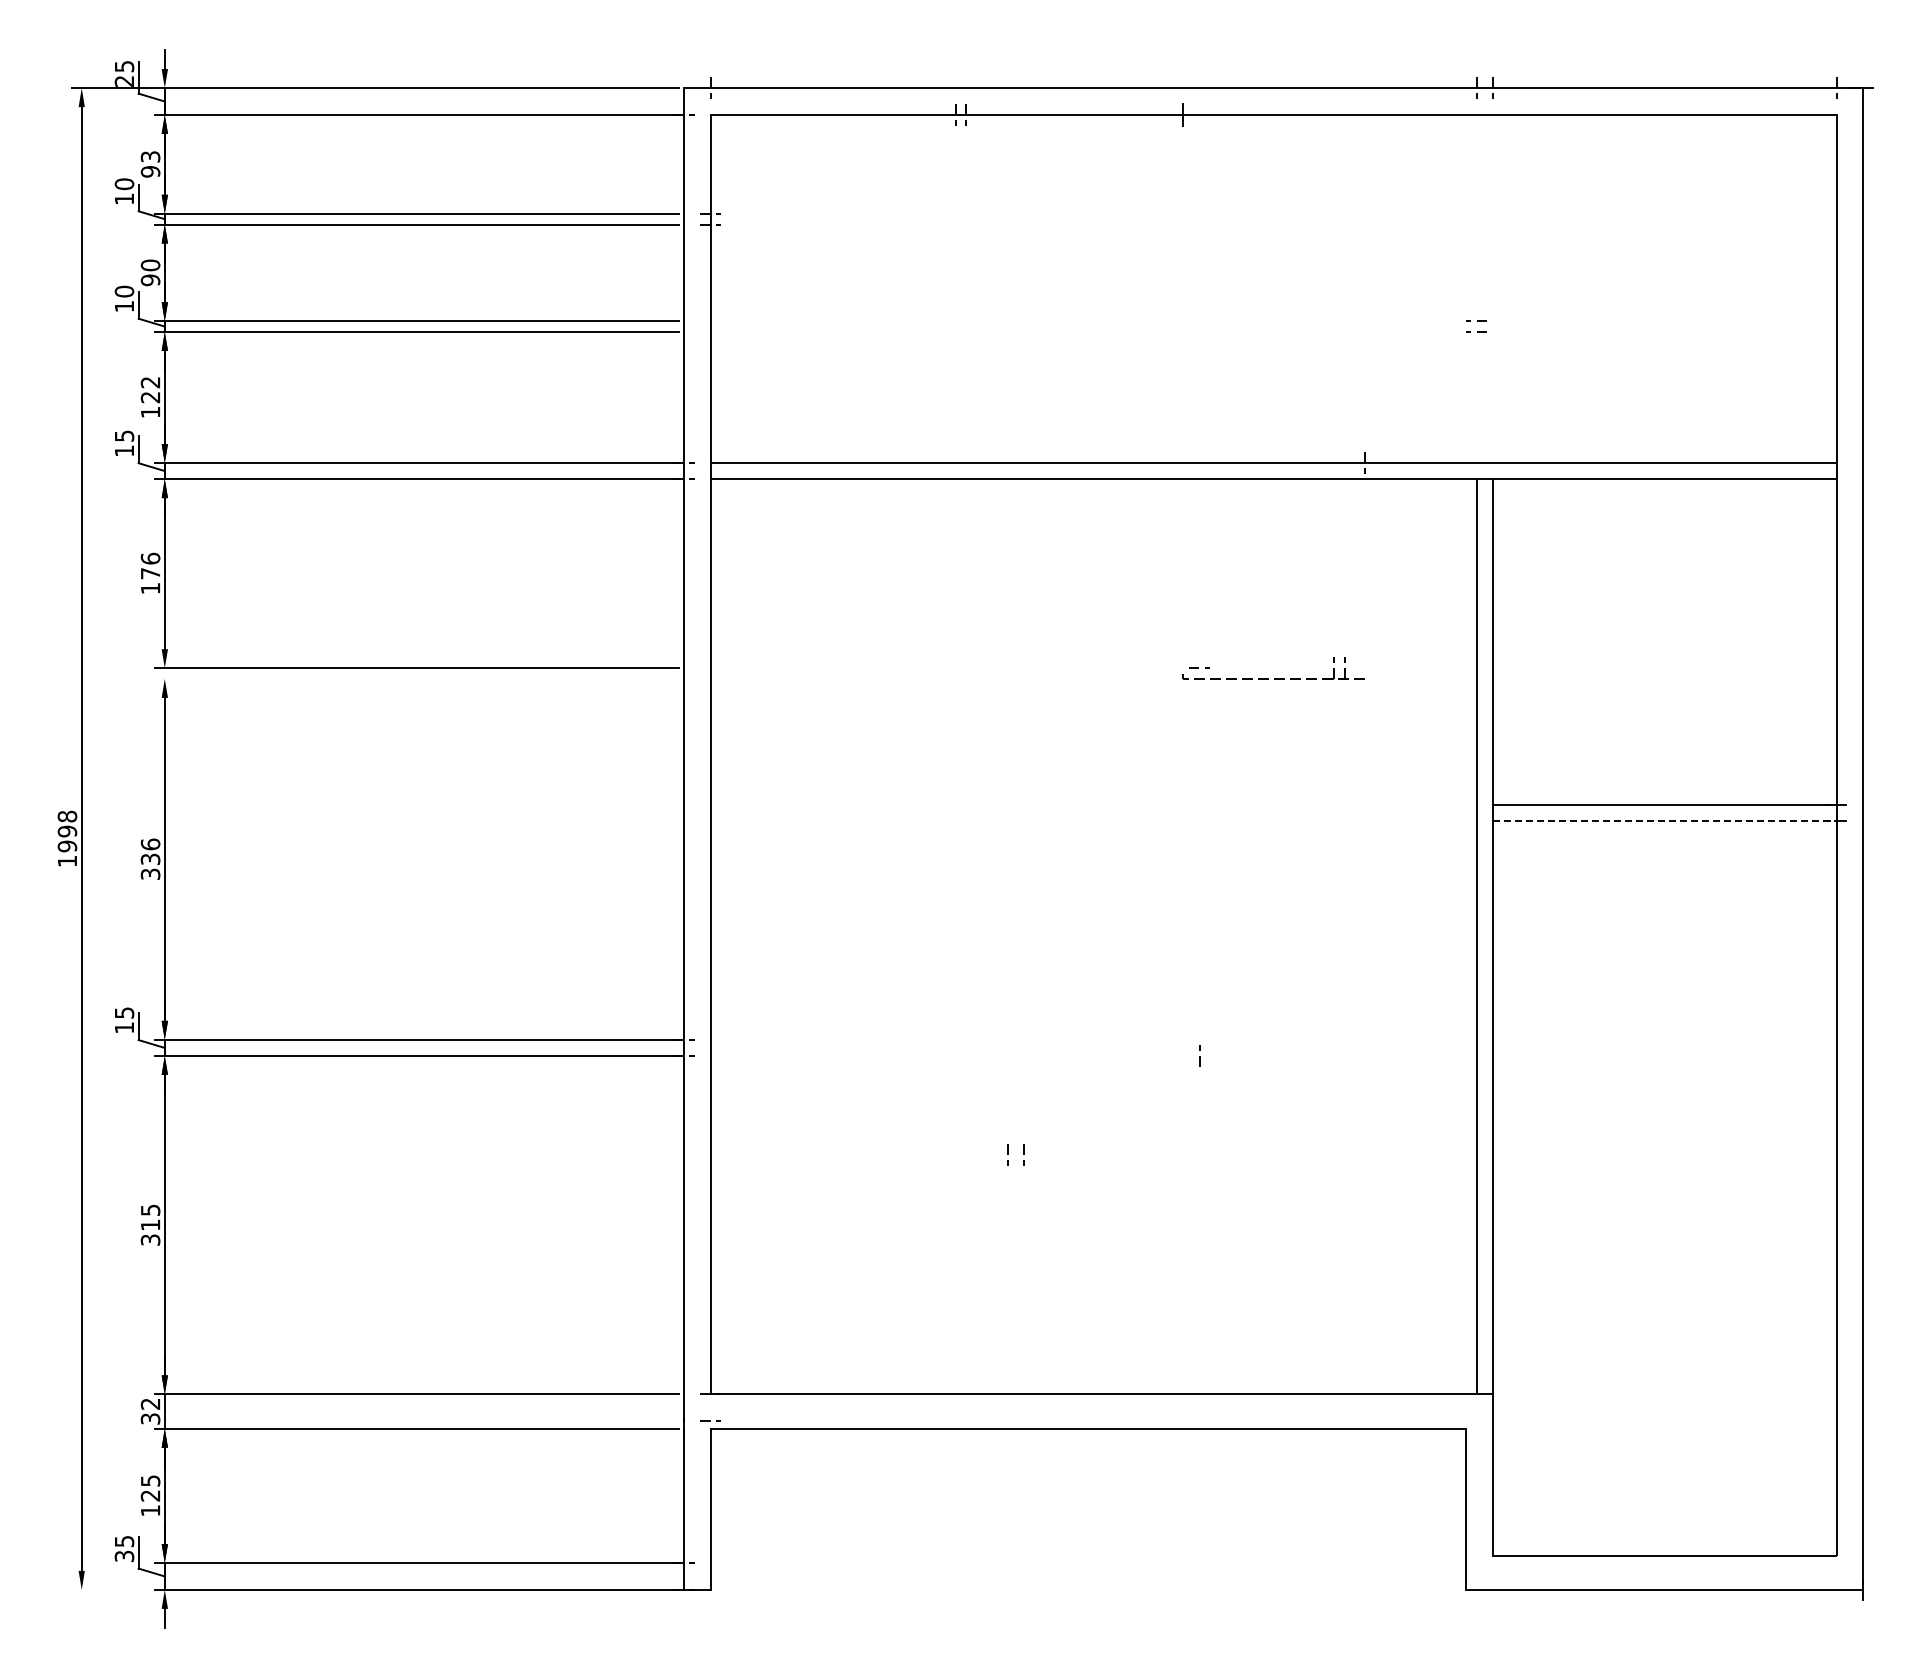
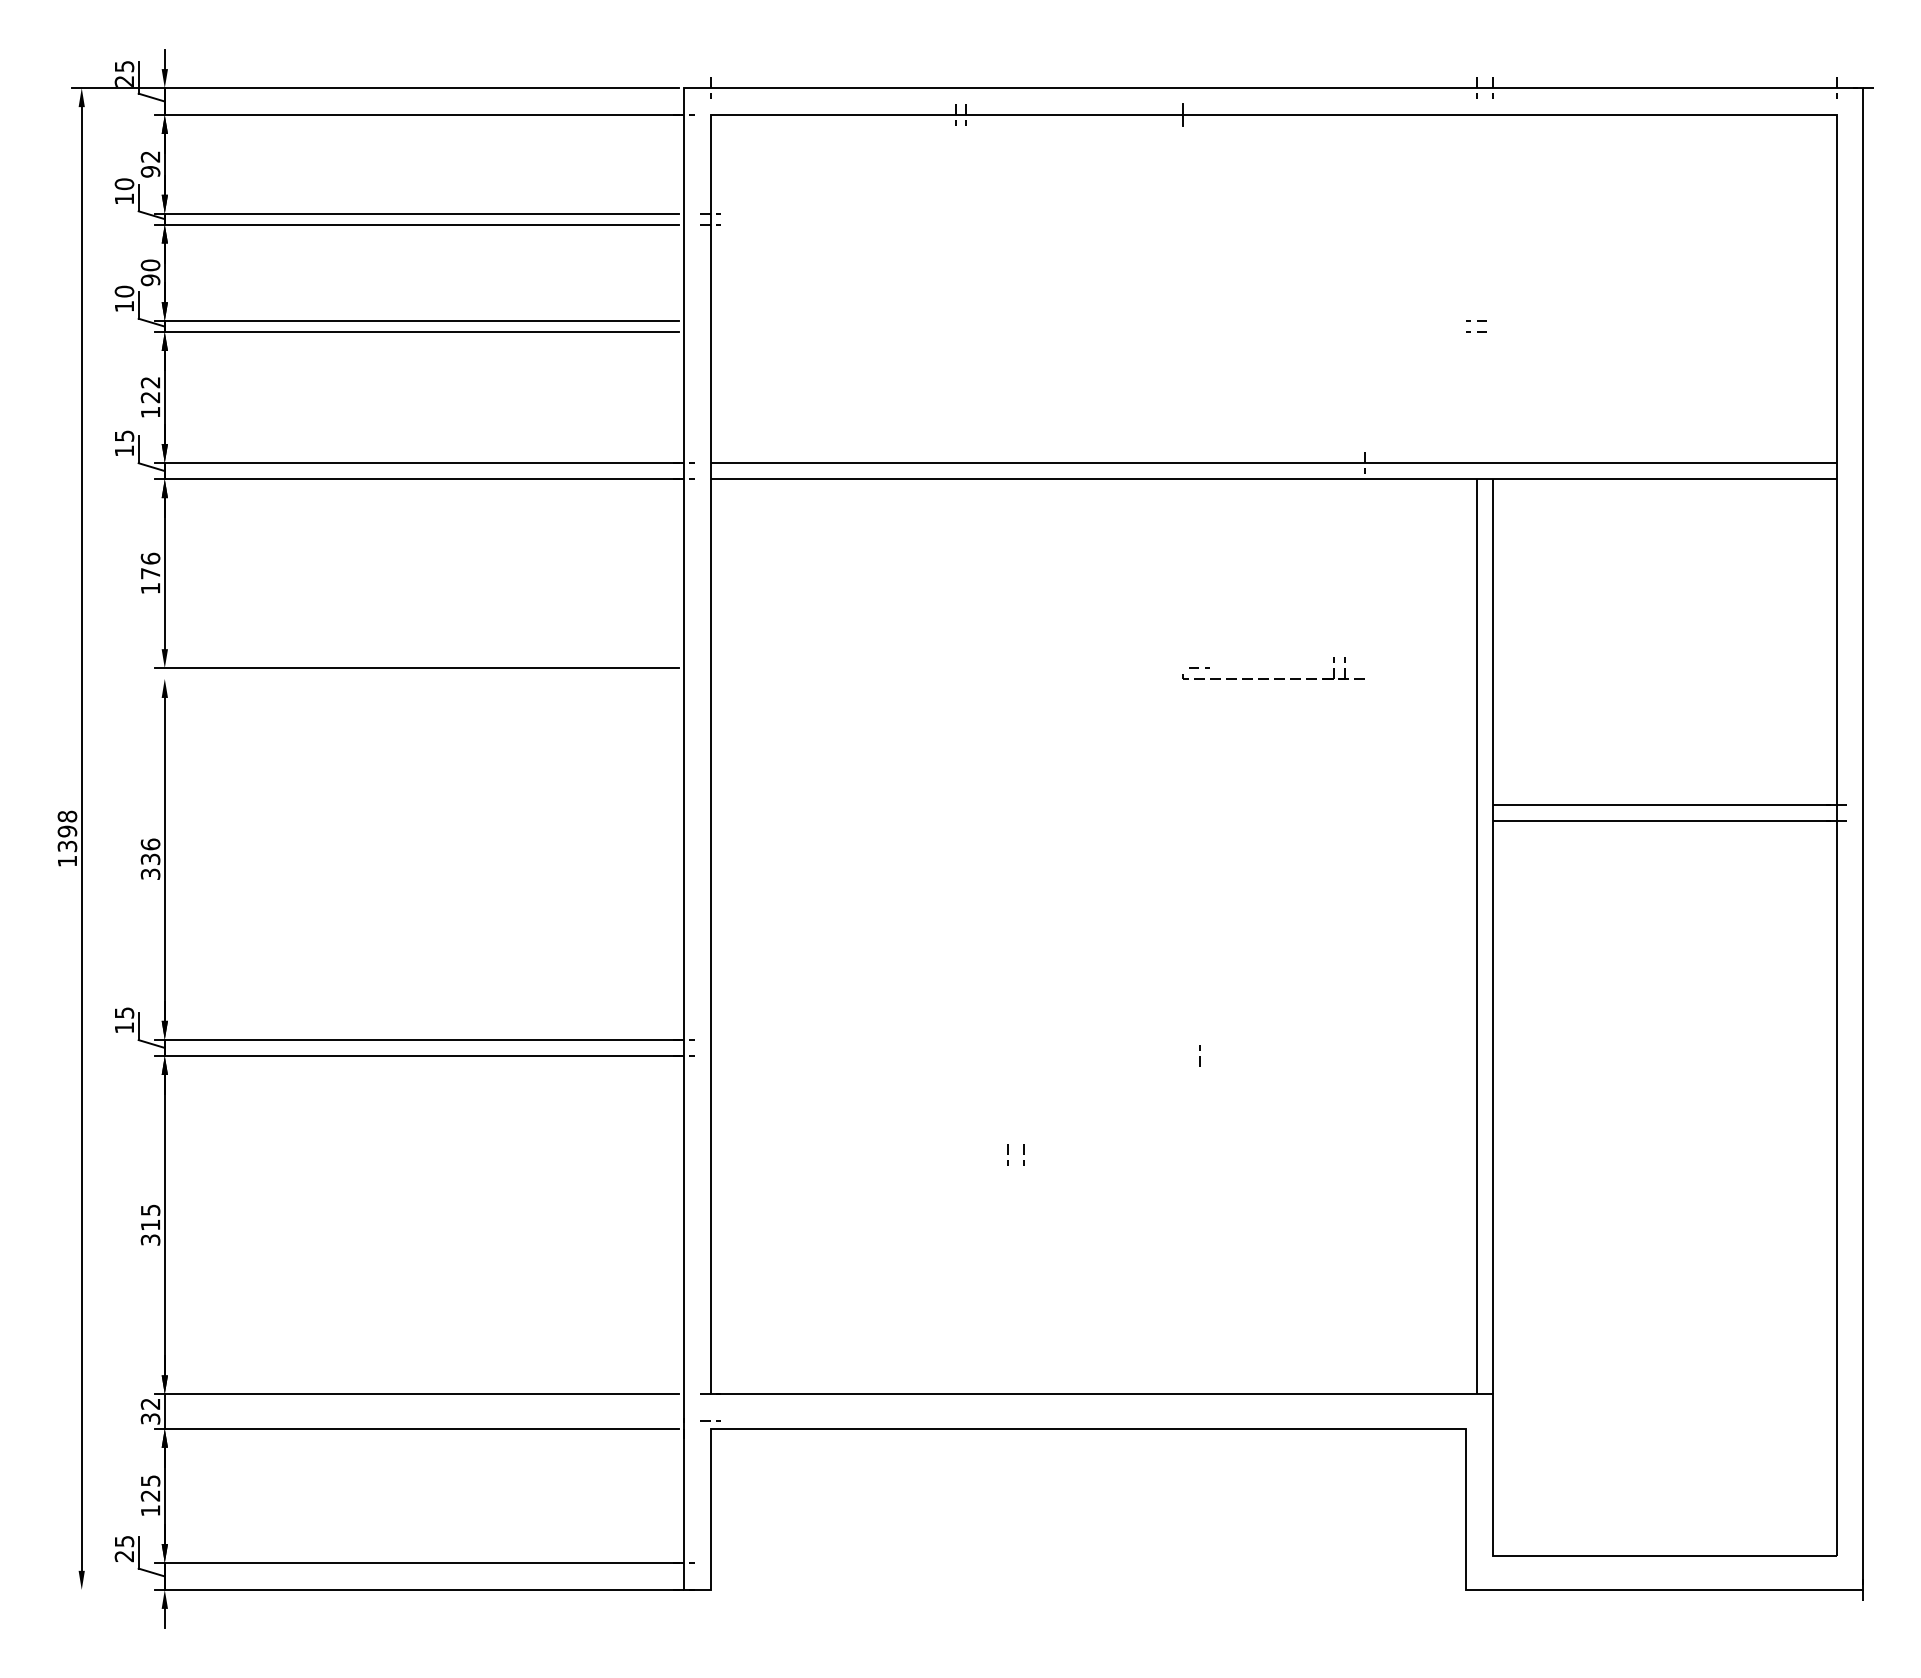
text: 93 -> 92 (150, 156)
line: dashed -> solid (1664, 820)
text: 1998 -> 1398 (66, 846)
text: 35 -> 25 (124, 1556)
